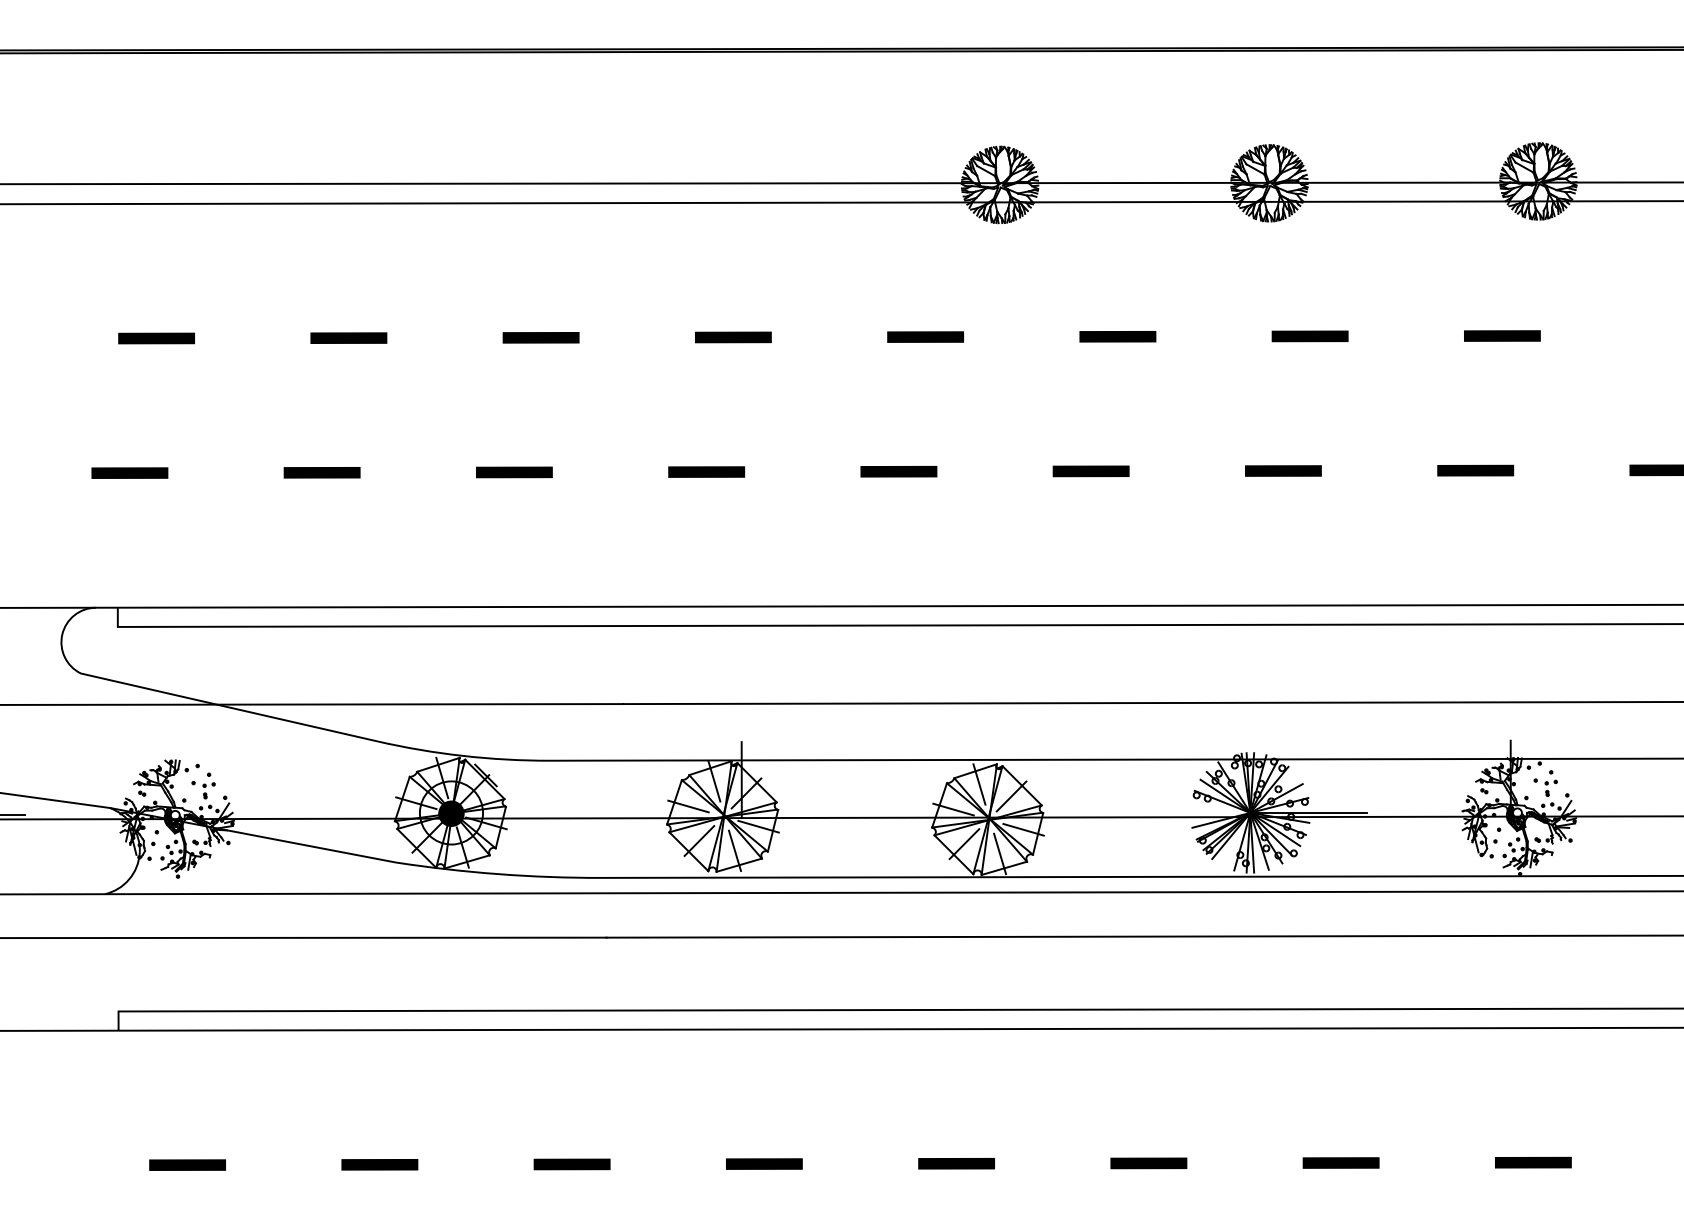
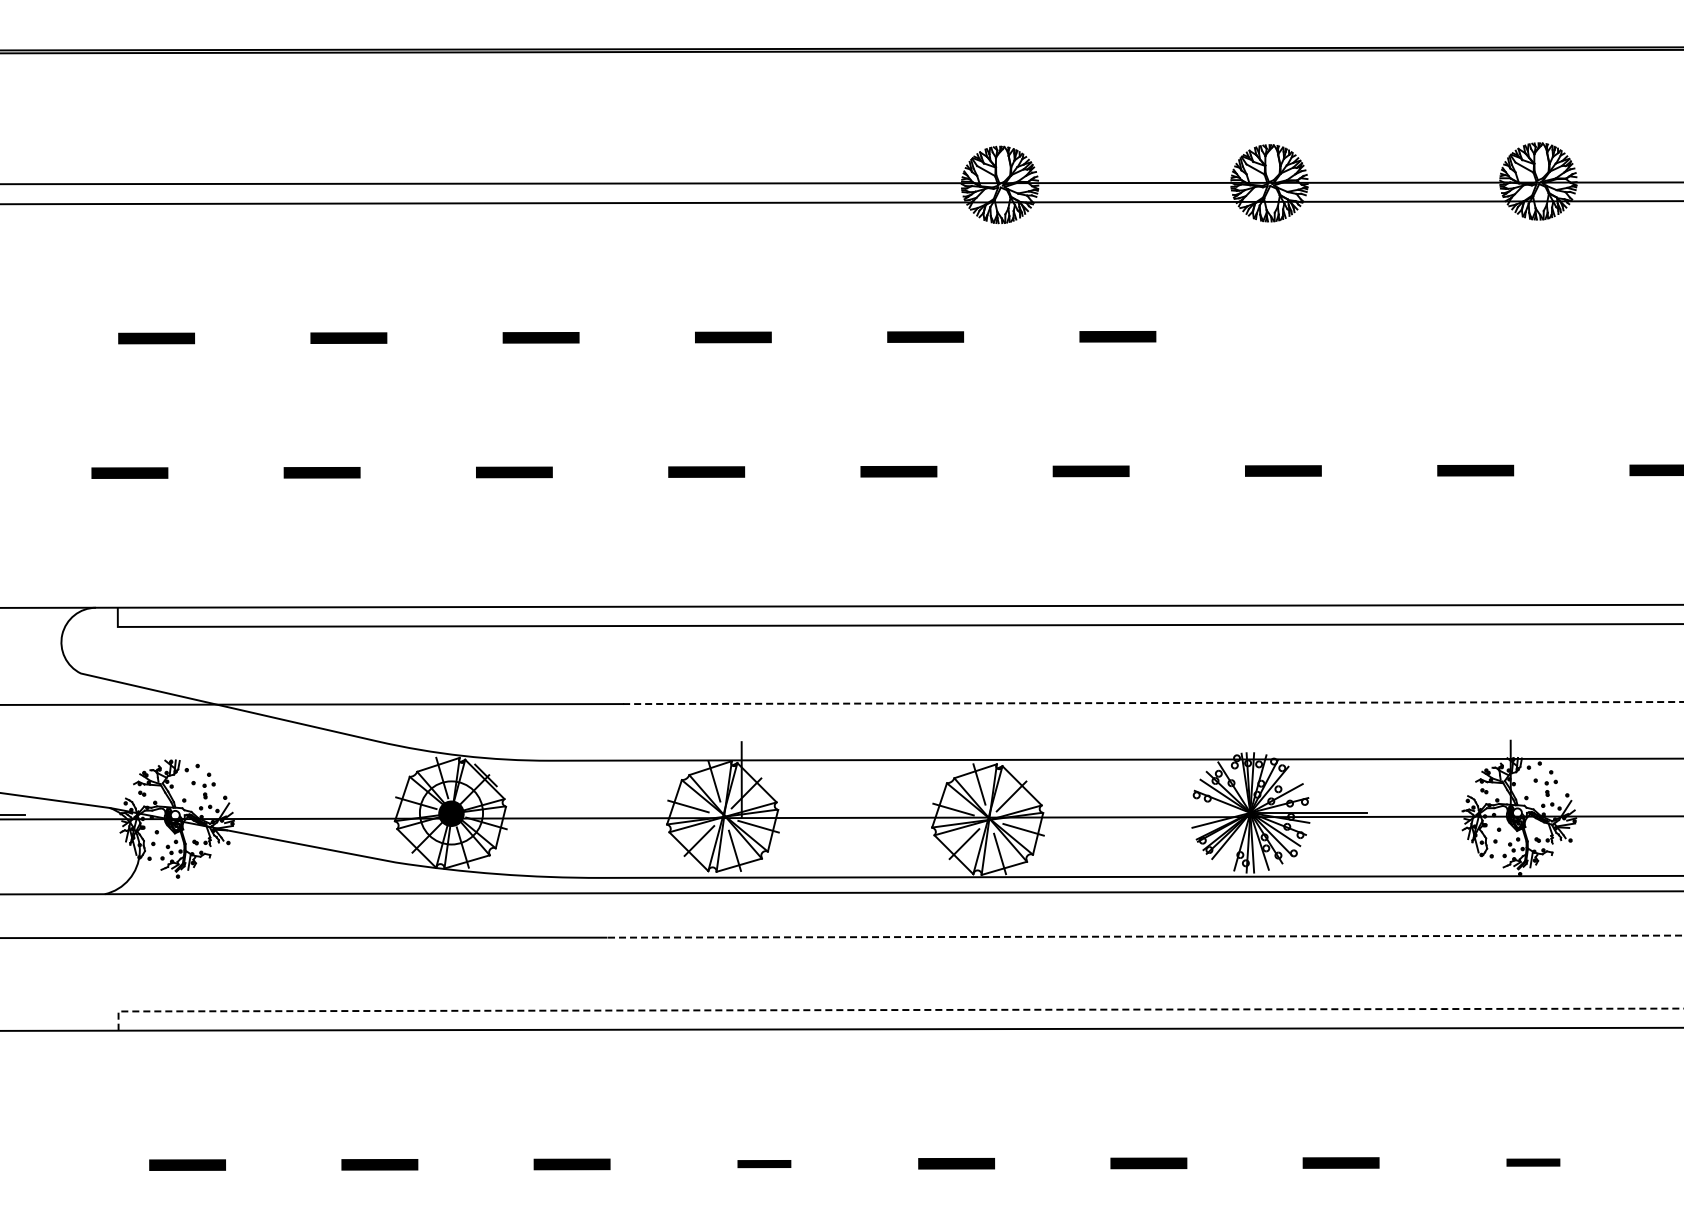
part: present -> none (1502, 335)
part: present -> none (1309, 336)
line: solid -> dashed (1153, 703)
line: solid -> dashed (1144, 936)
line: solid -> dashed (891, 1010)
part size: 77x13 px -> 55x9 px (1533, 1162)
part size: 77x12 px -> 55x9 px (764, 1164)
